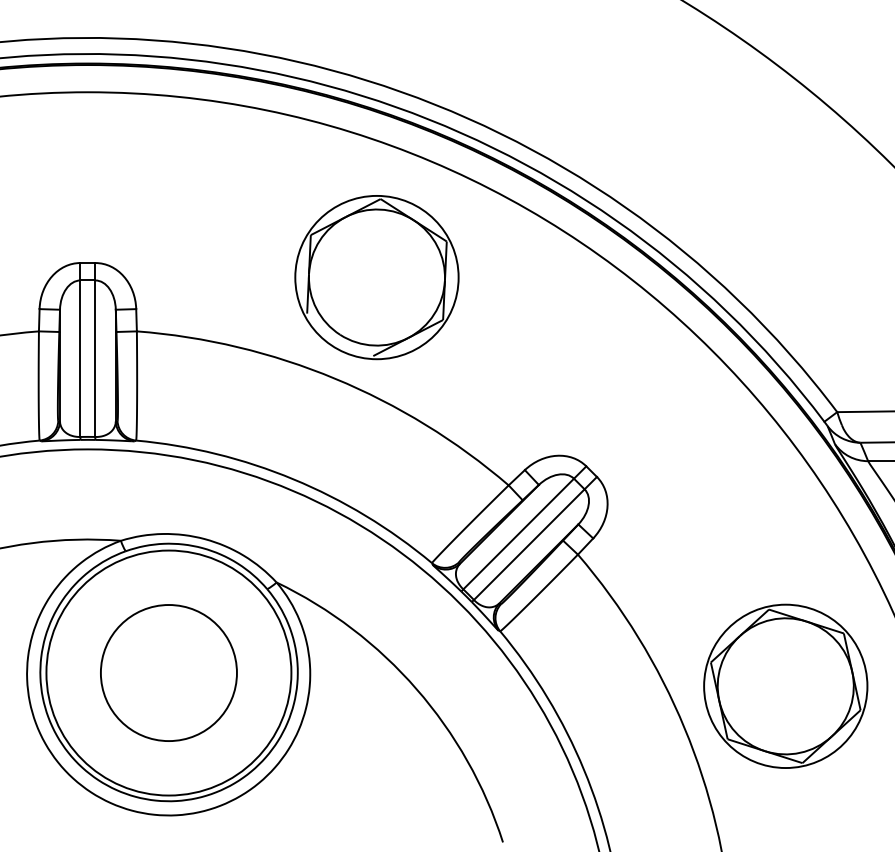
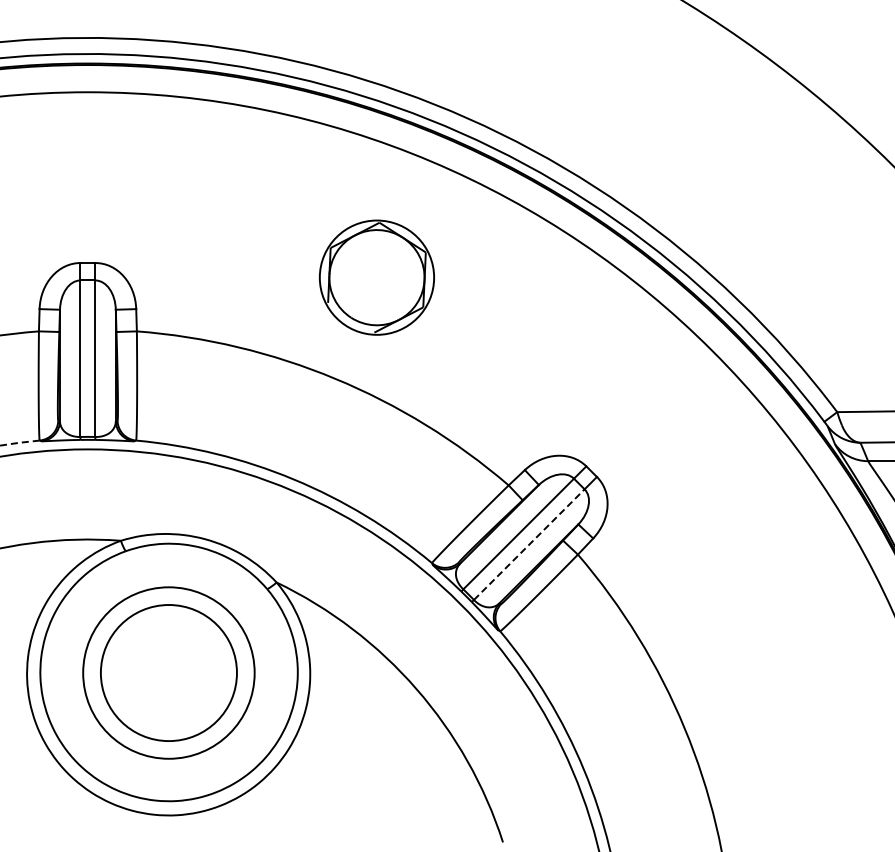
part size: 166x166 px -> 117x117 px (376, 277)
arc: solid -> dashed (19, 442)
line: solid -> dashed (529, 544)
circle diameter: 245 px -> 171 px (168, 672)
part: present -> none (785, 685)
